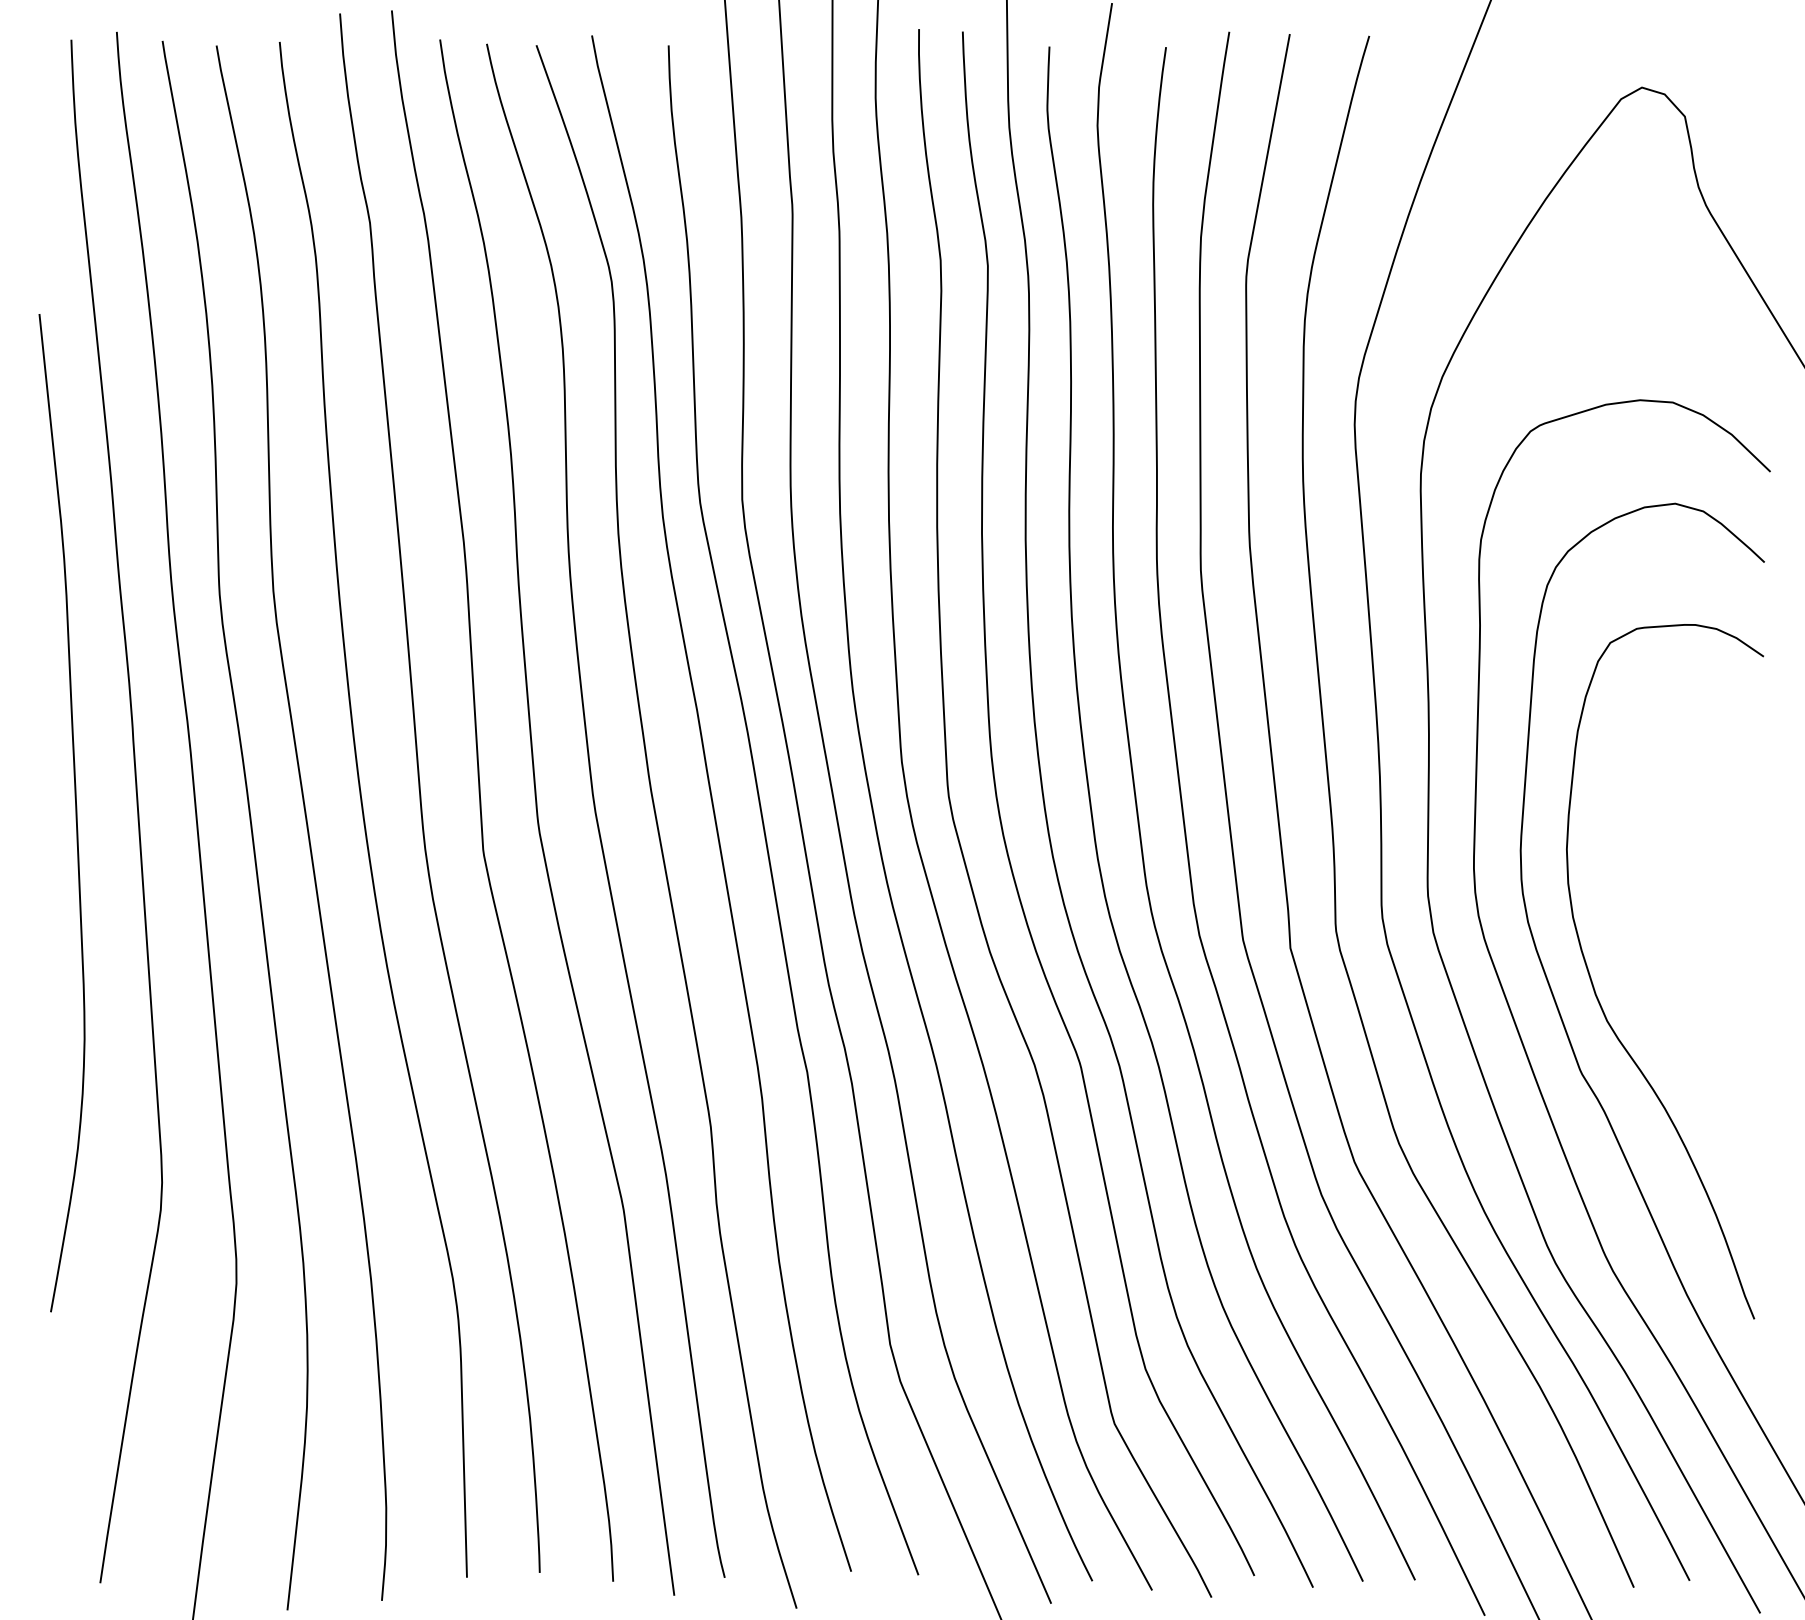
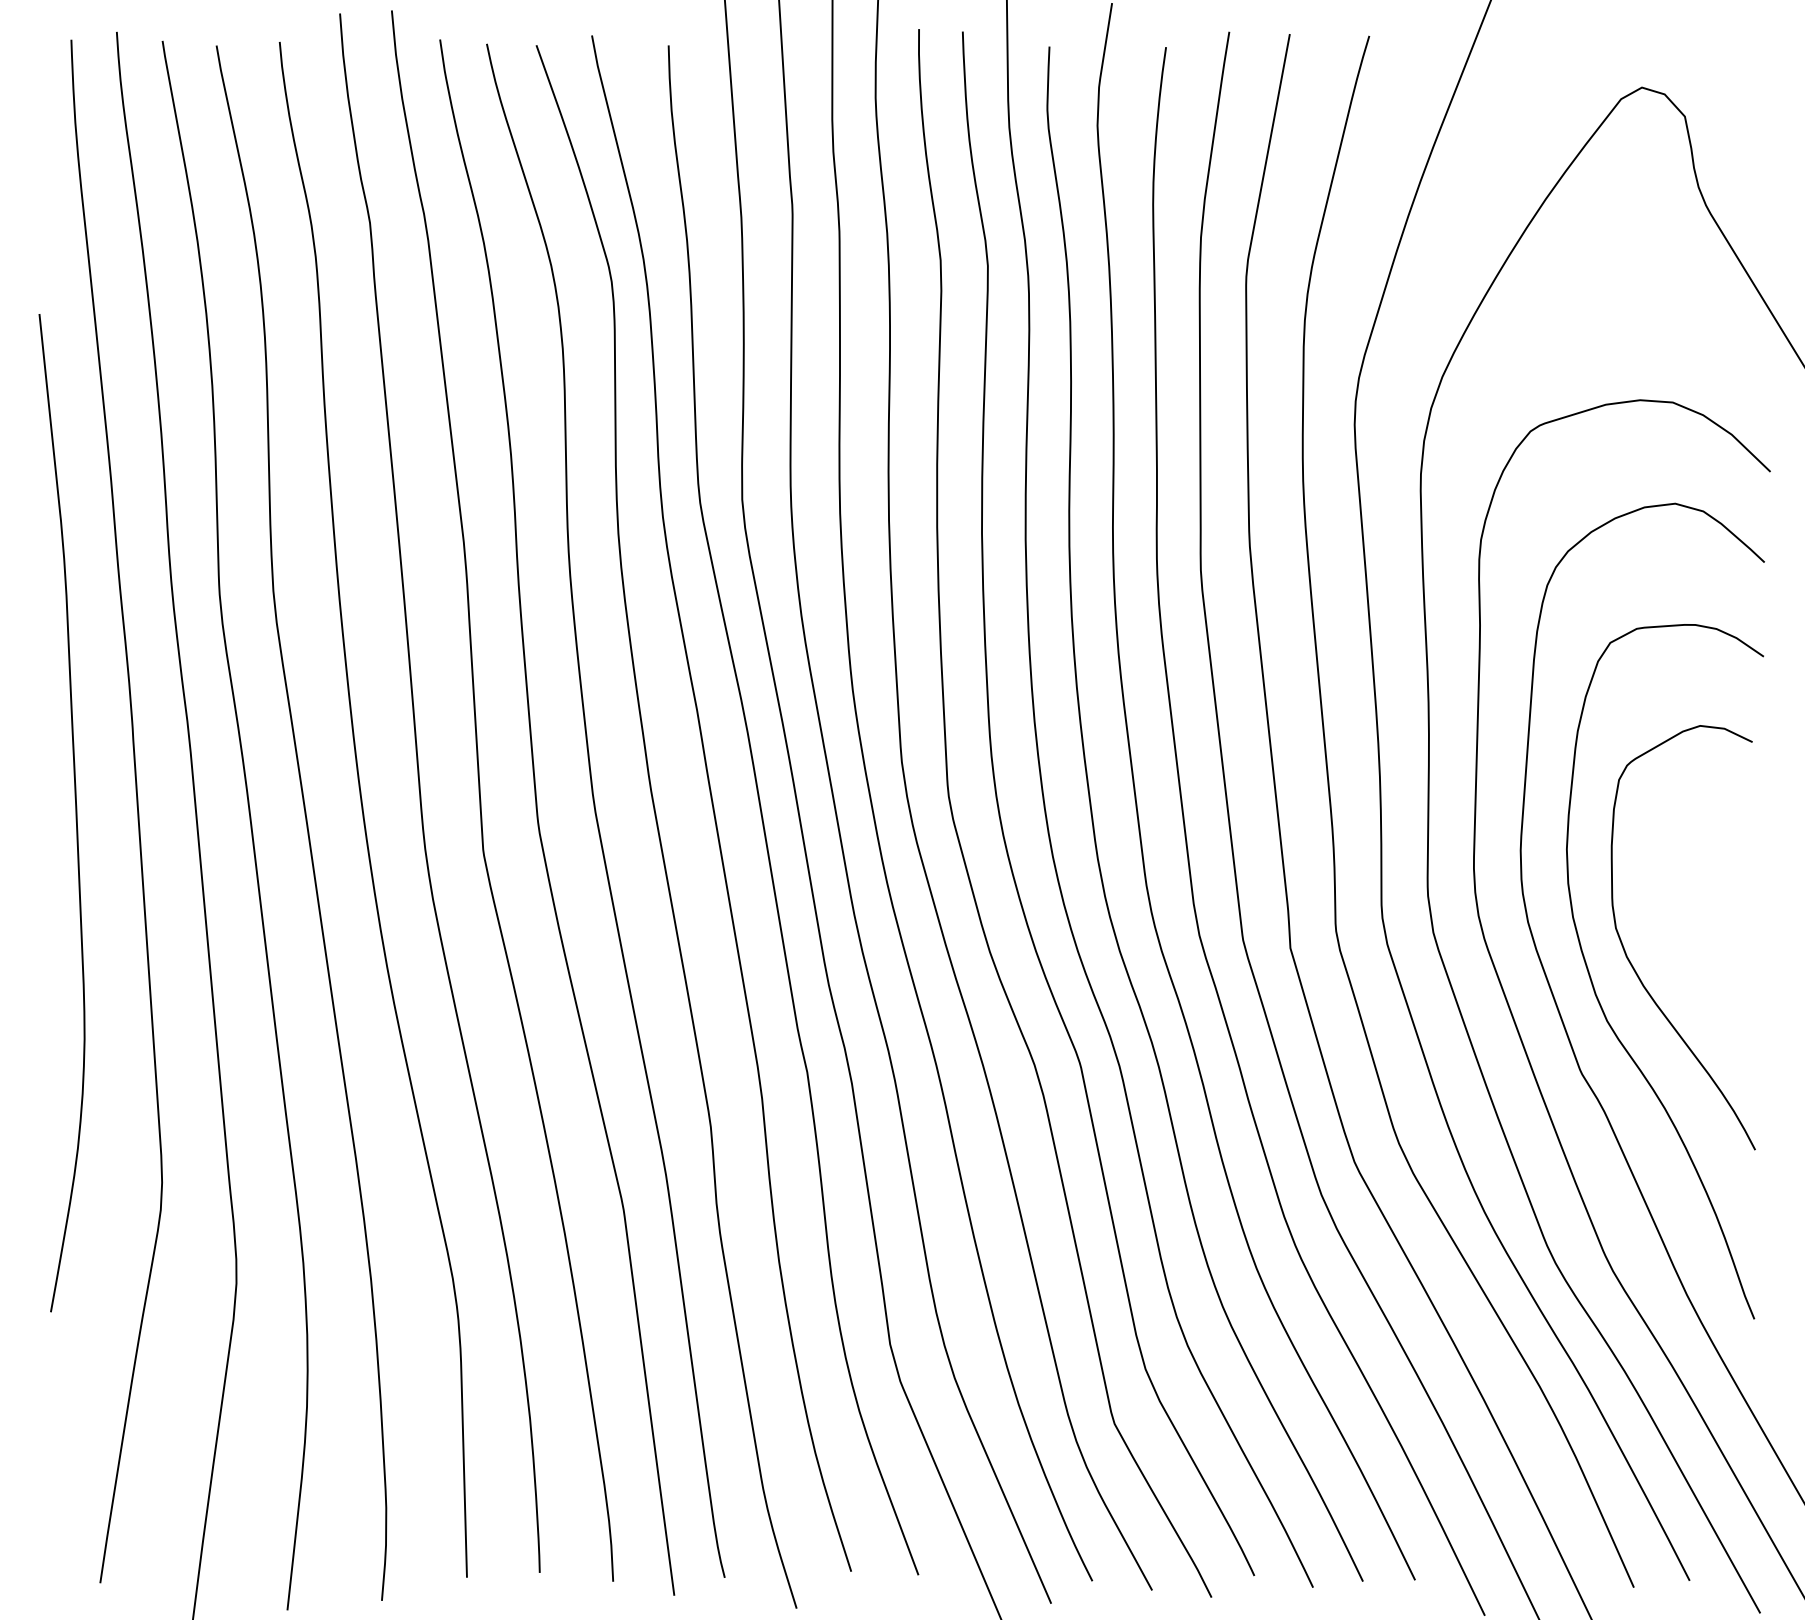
curve: none -> present (1631, 962)
